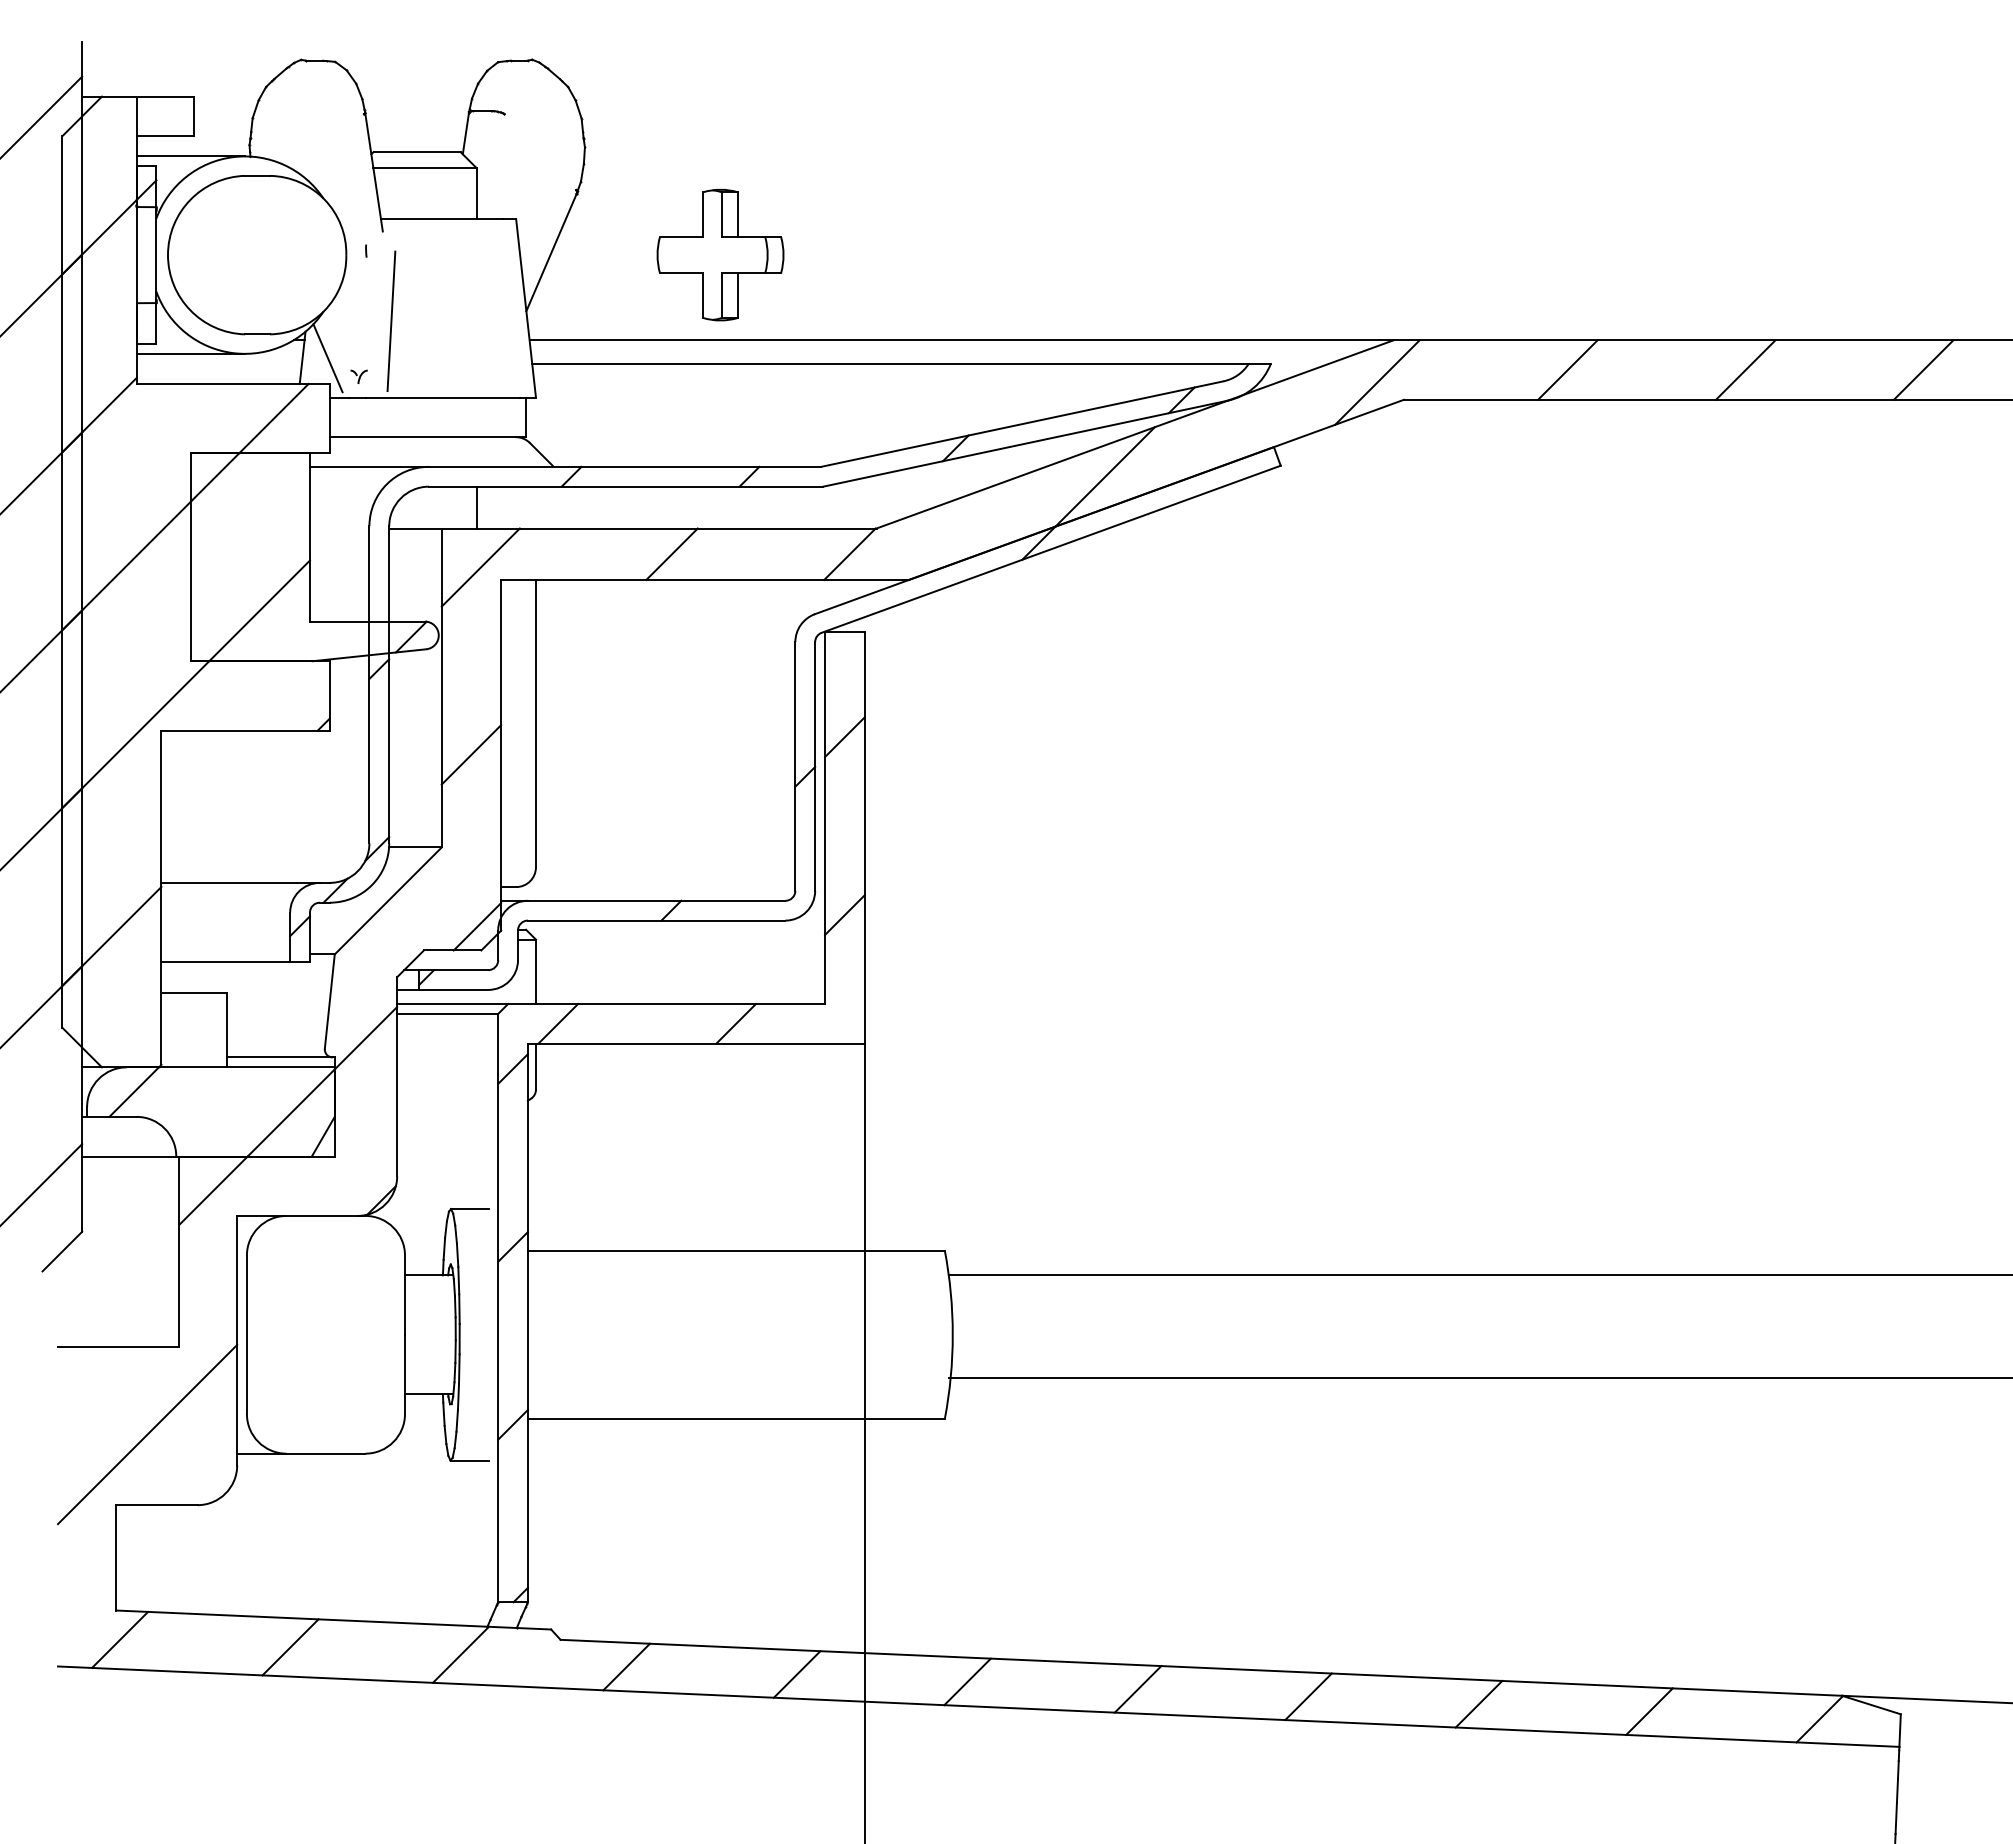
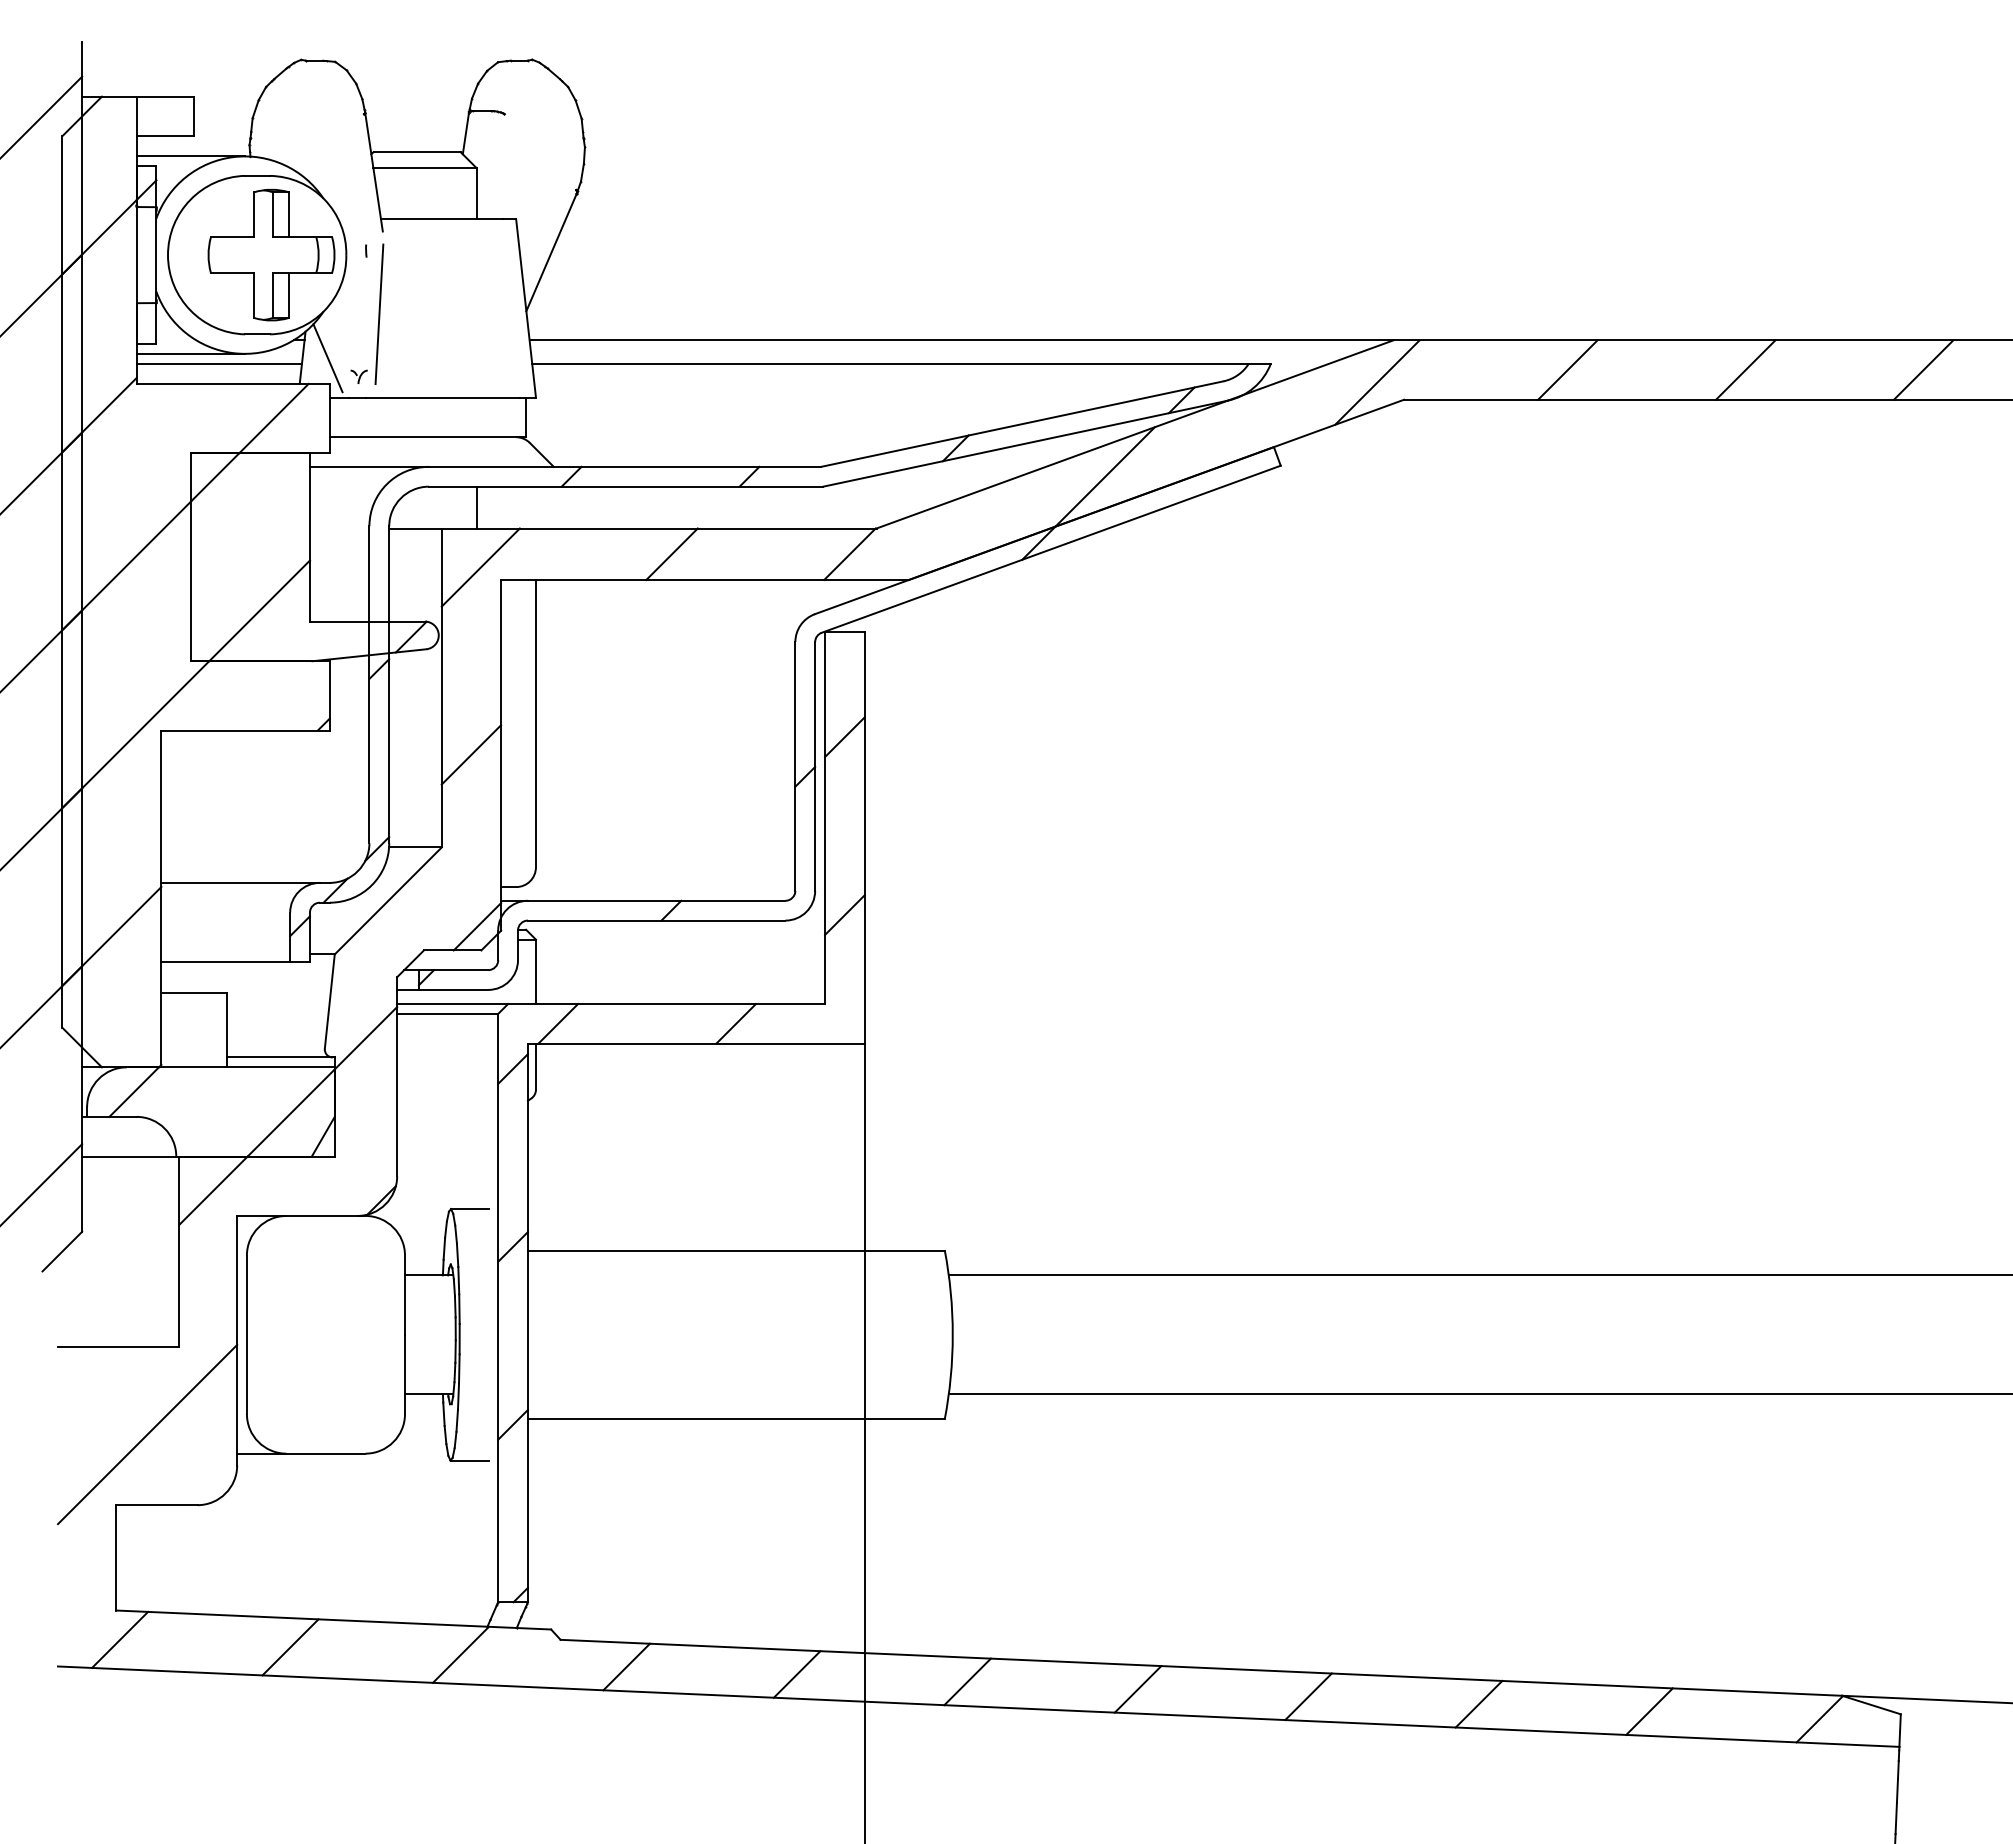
part position: (720, 255) -> (271, 255) (271, 255)
line position: (391, 320) -> (379, 313) (379, 313)
line: none -> present (218, 363)
line position: (1479, 1378) -> (1479, 1394) (1479, 1394)
